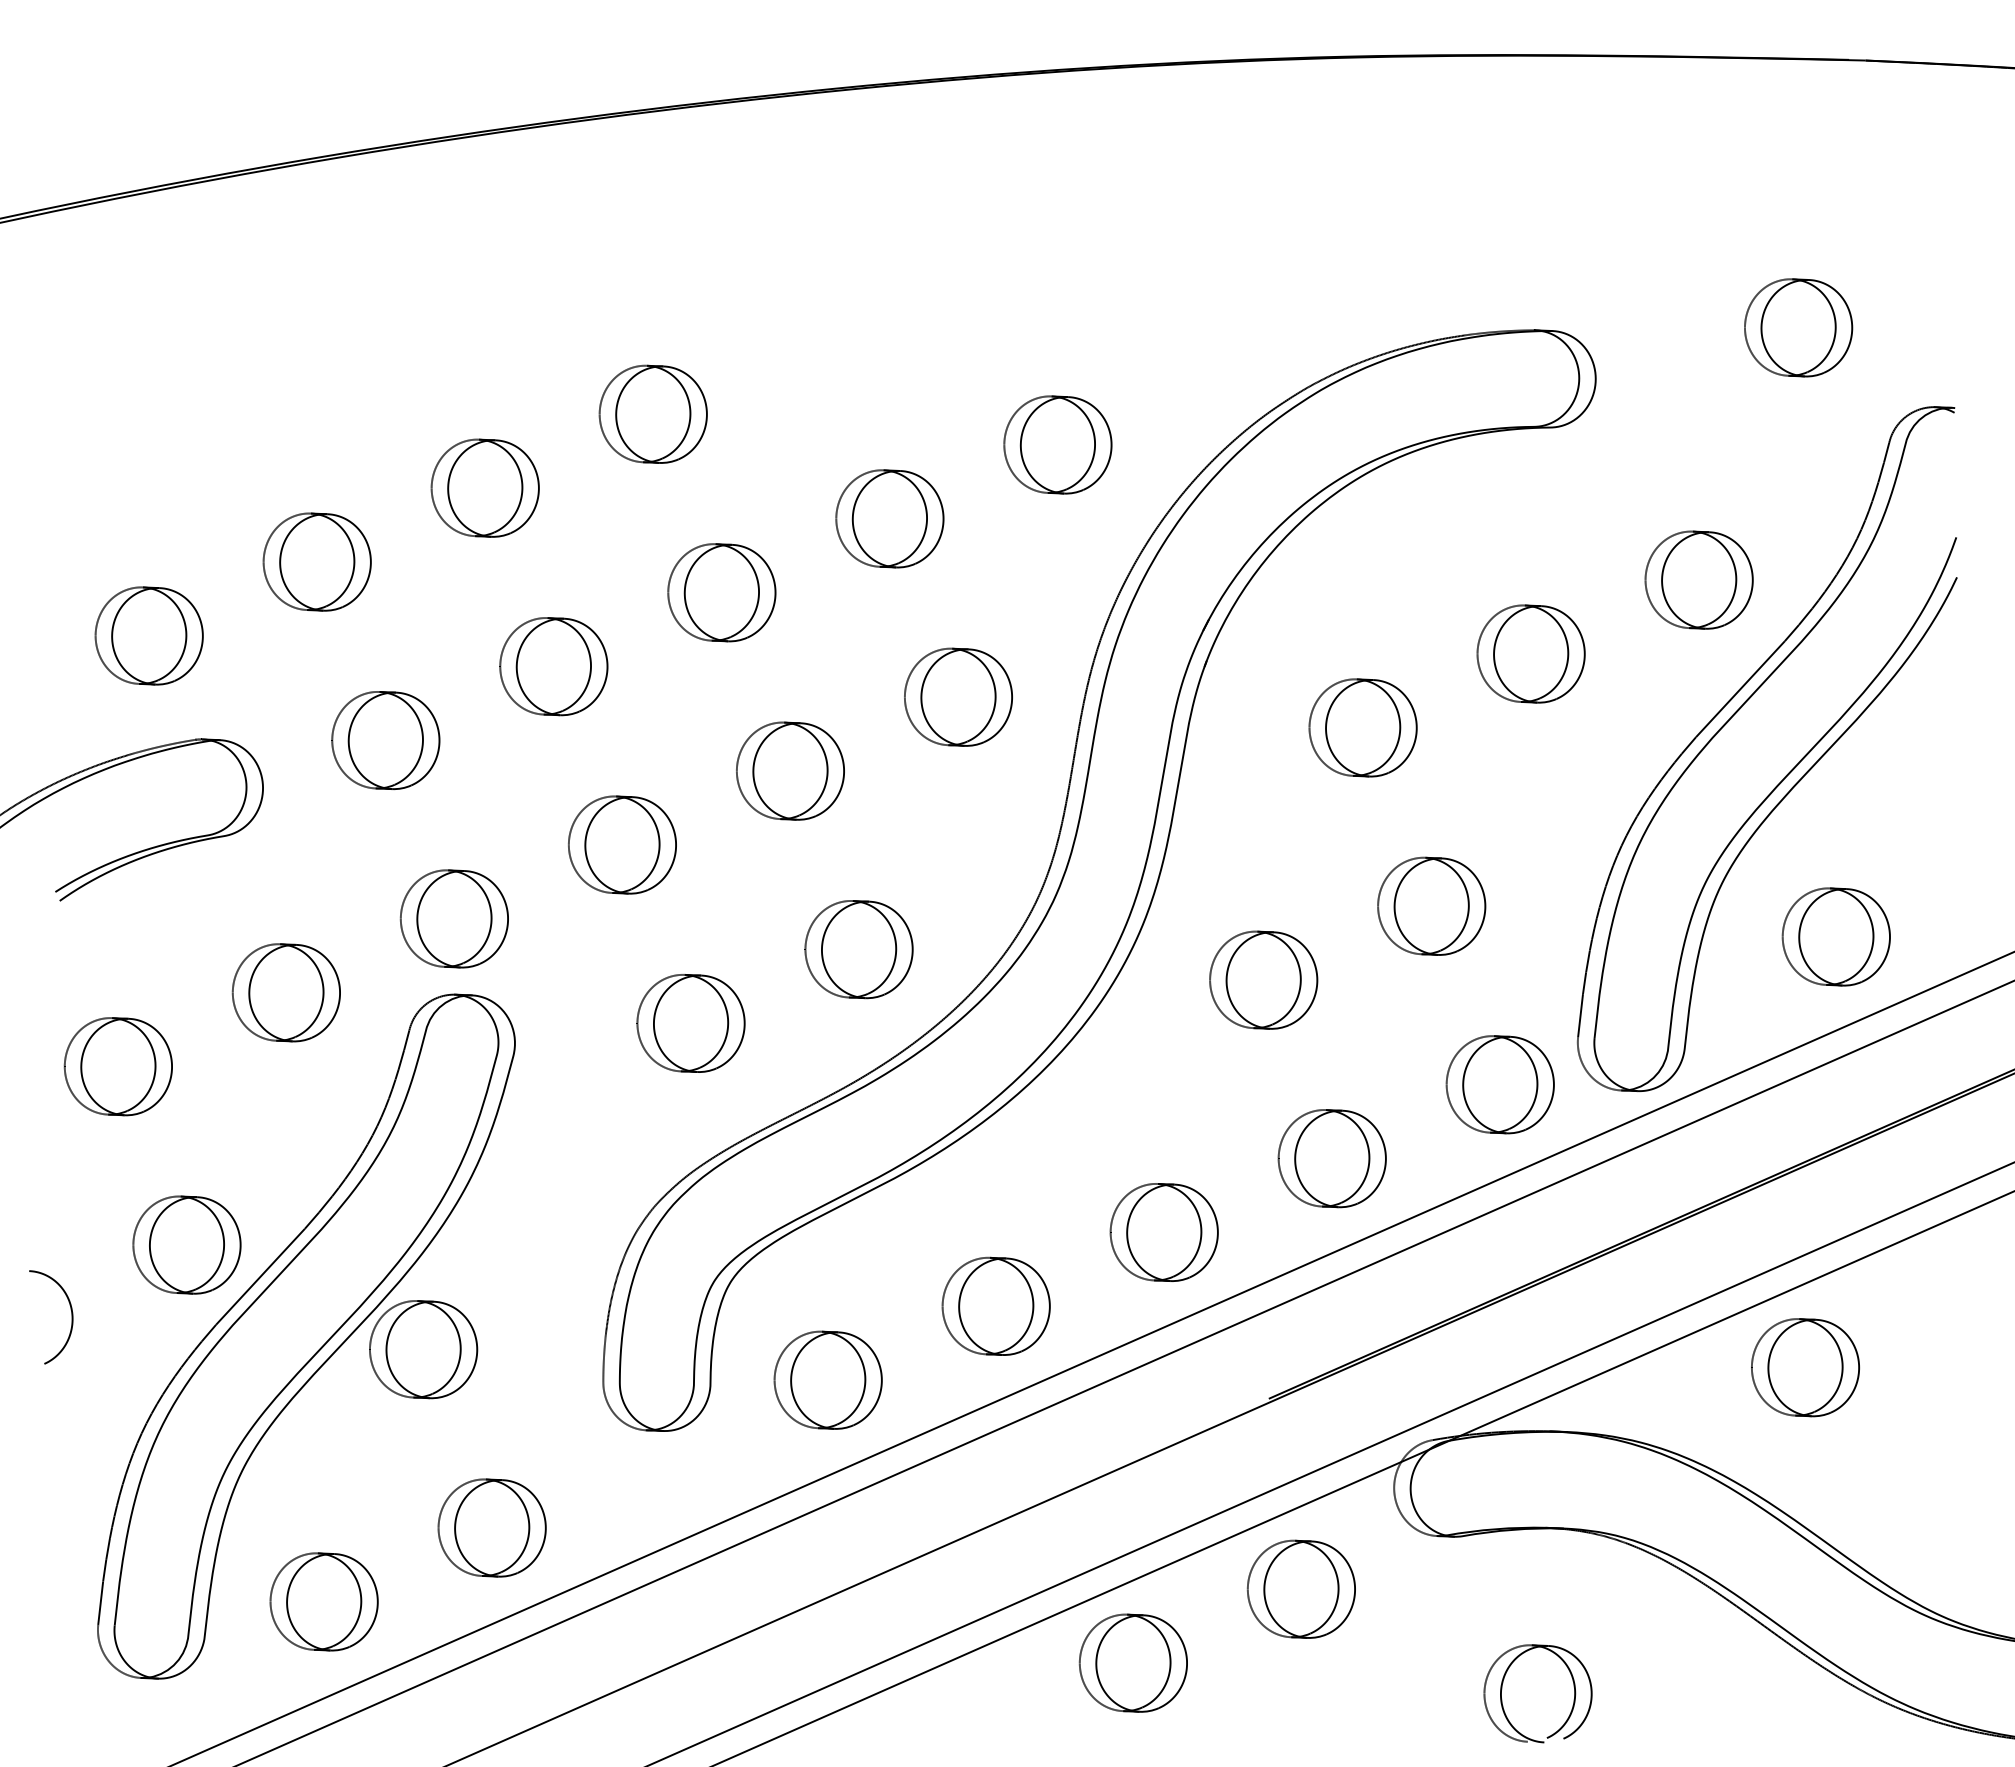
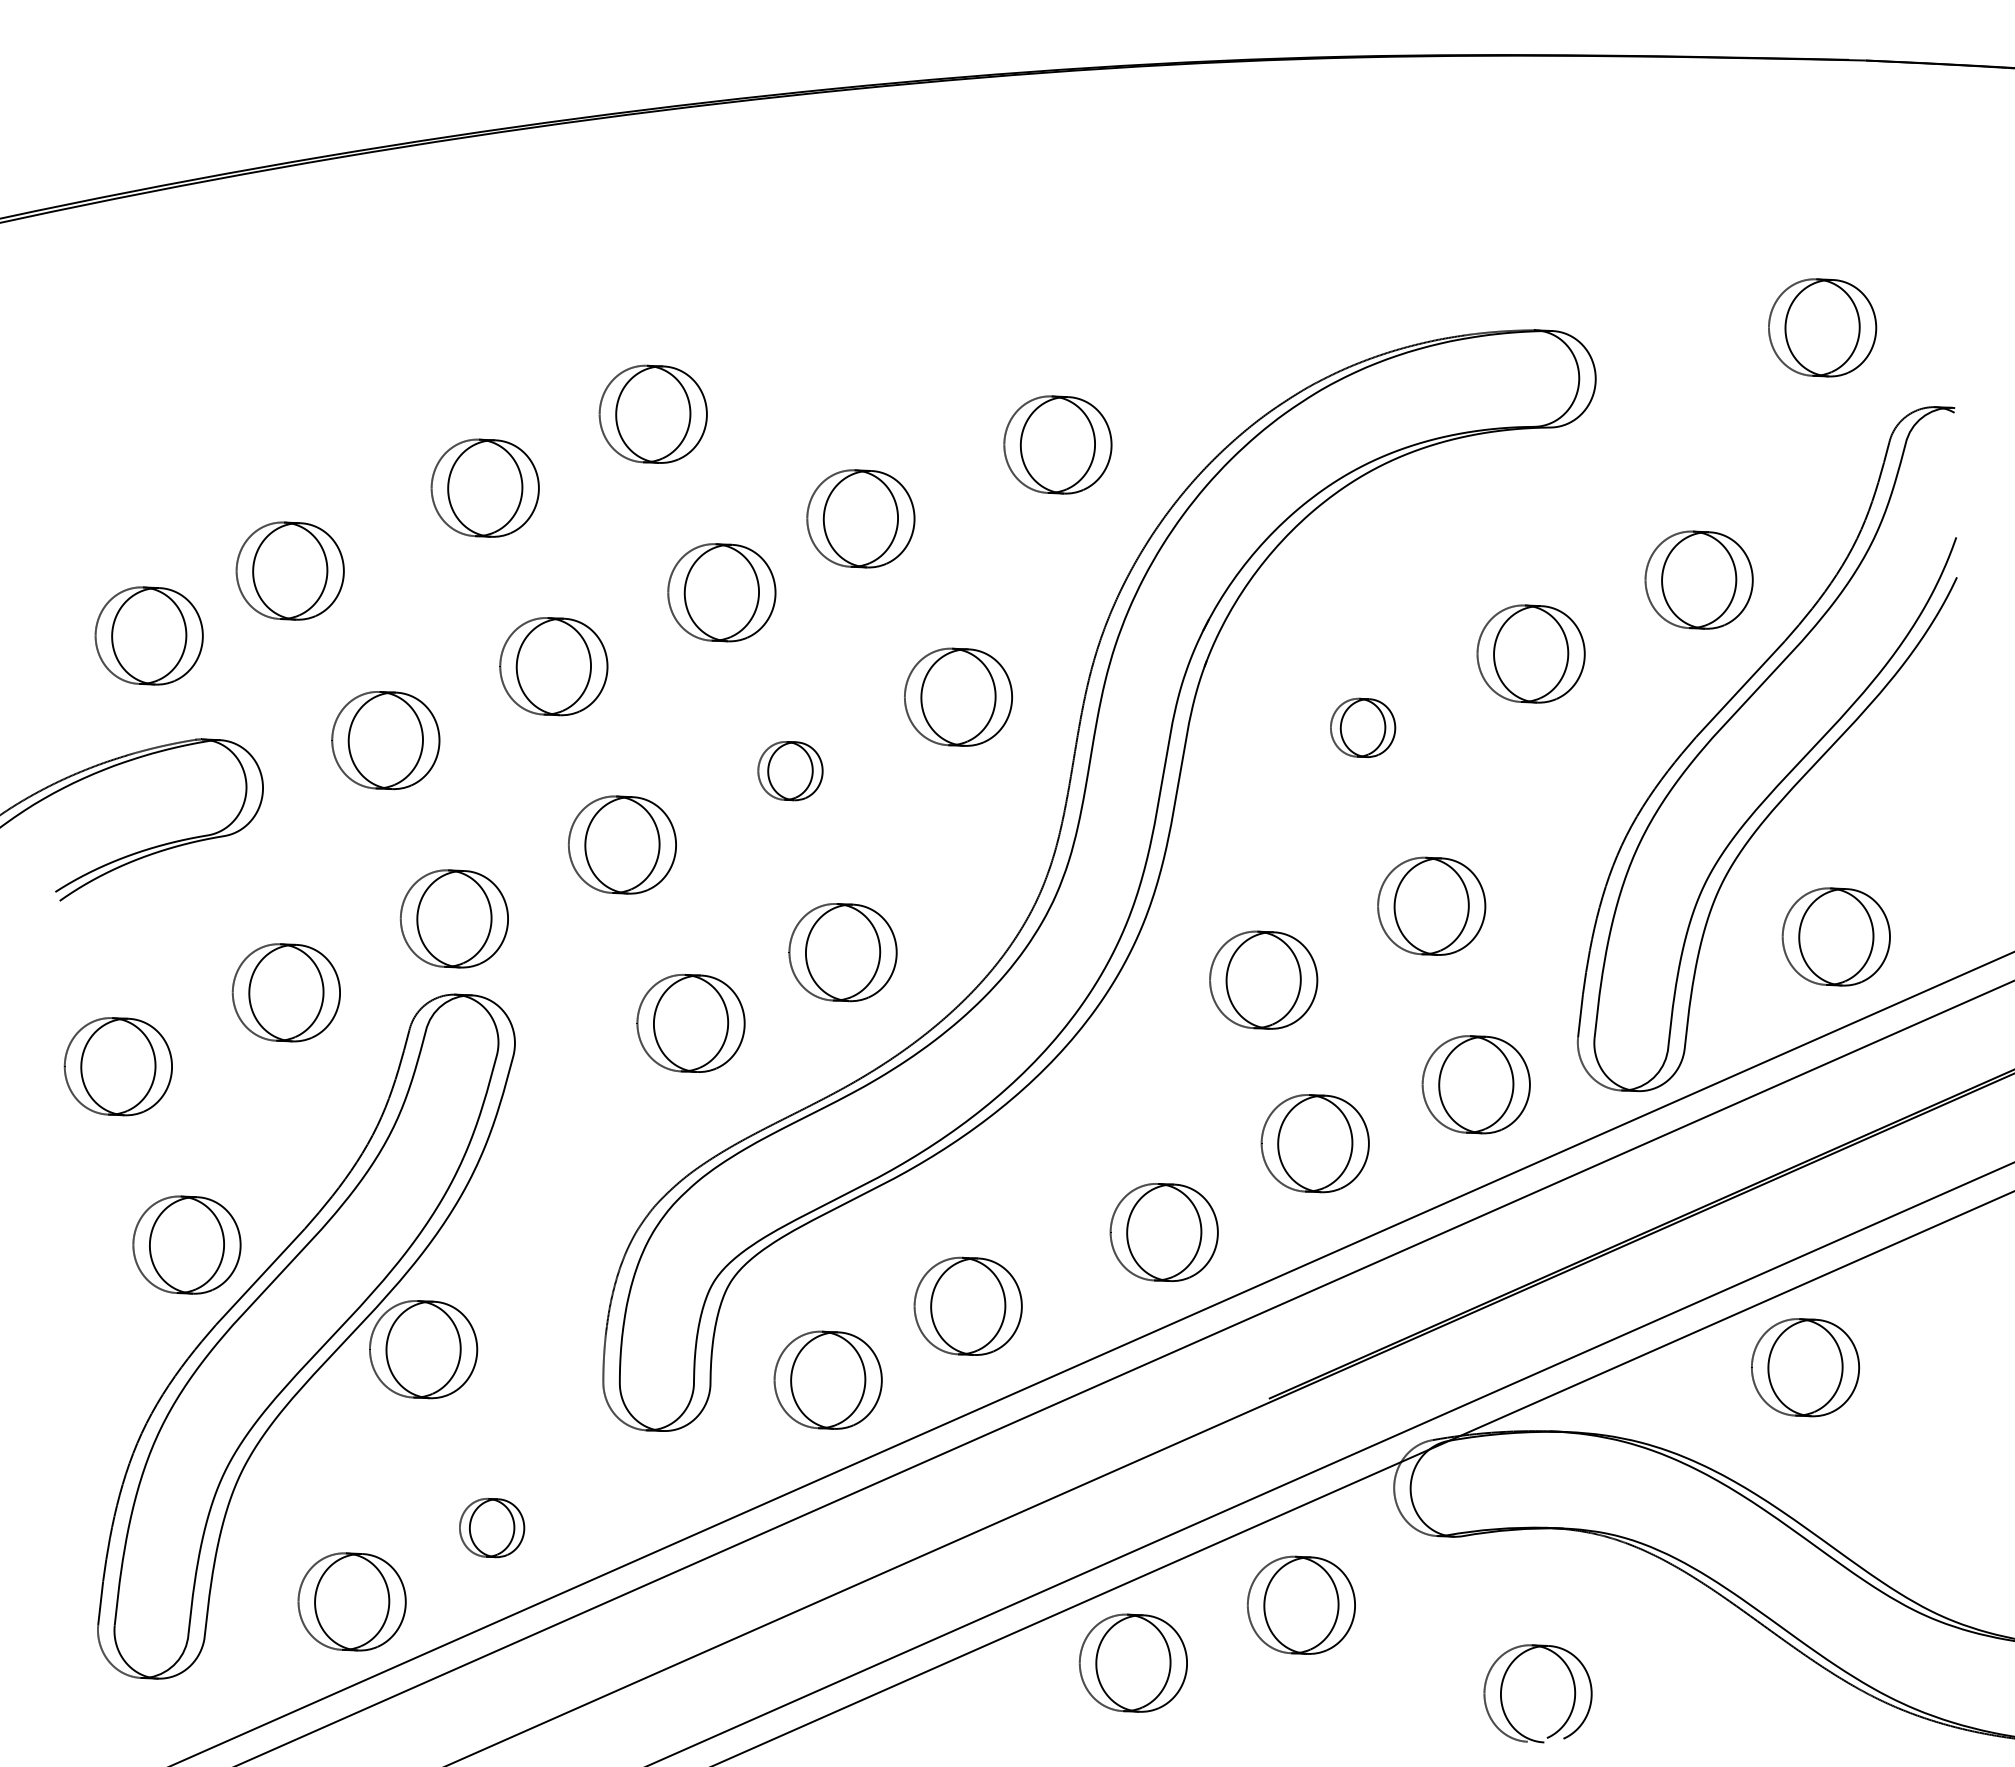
part position: (1798, 327) -> (1822, 327) (1822, 327)
part position: (889, 518) -> (860, 518) (860, 518)
part position: (316, 561) -> (289, 570) (289, 570)
part size: 110x100 px -> 67x61 px (1363, 727)
part size: 109x100 px -> 67x61 px (790, 771)
part position: (858, 949) -> (842, 952) (842, 952)
part position: (1499, 1084) -> (1475, 1084) (1475, 1084)
part position: (1331, 1158) -> (1314, 1143) (1314, 1143)
part position: (995, 1305) -> (967, 1305) (967, 1305)
curve: present -> none (71, 1317)
part size: 110x100 px -> 67x61 px (492, 1528)
part position: (1301, 1588) -> (1301, 1604) (1301, 1604)
part position: (323, 1601) -> (351, 1601) (351, 1601)
